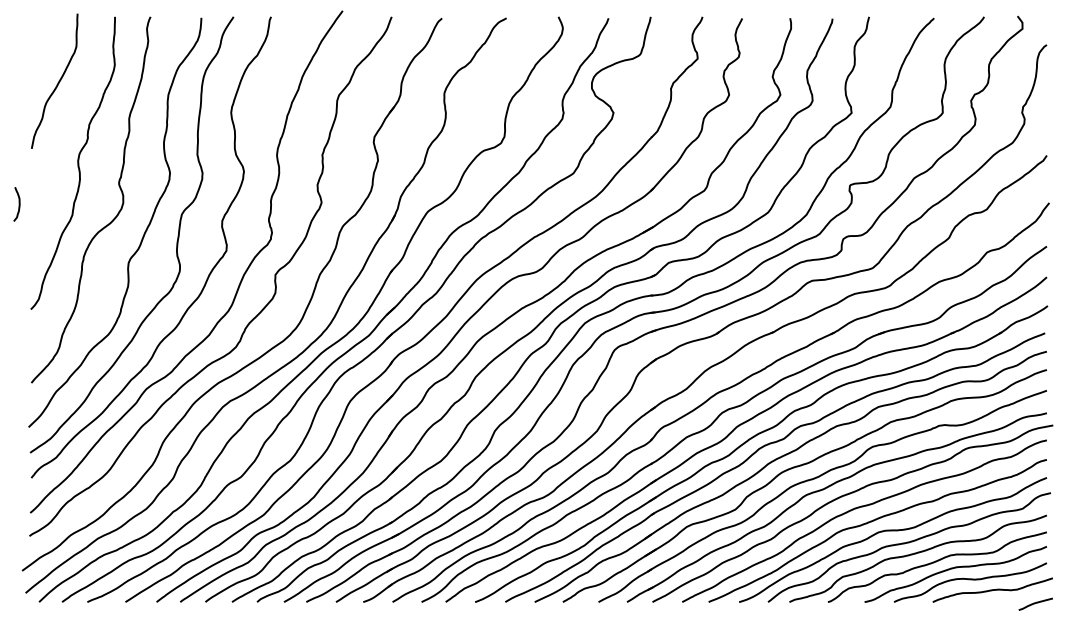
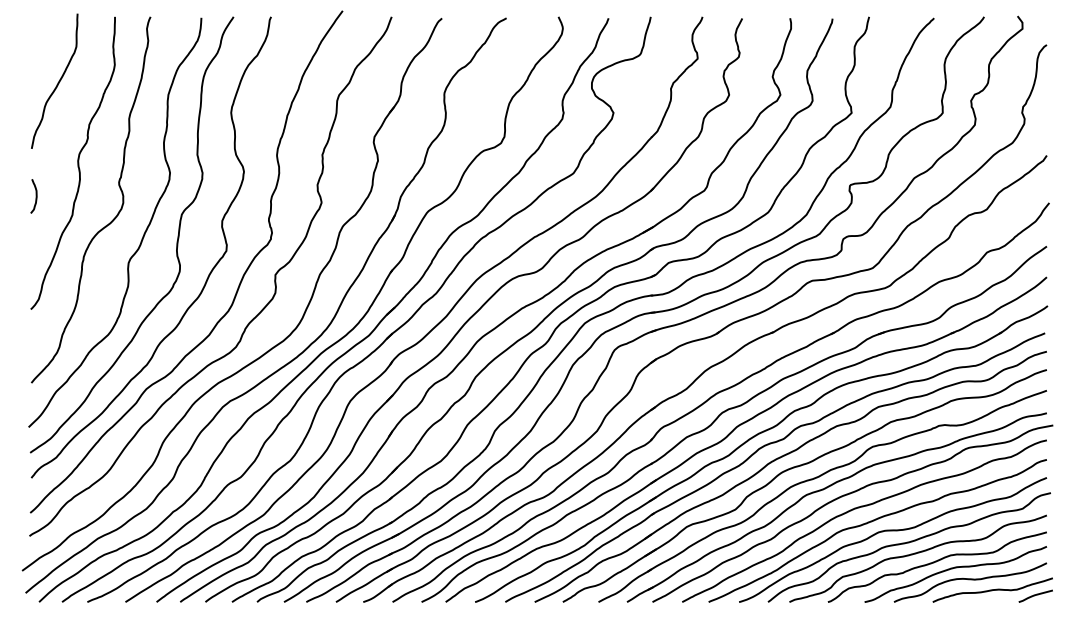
curve position: (18, 204) -> (35, 196) (35, 196)
curve position: (1035, 603) -> (1035, 595) (1035, 595)
